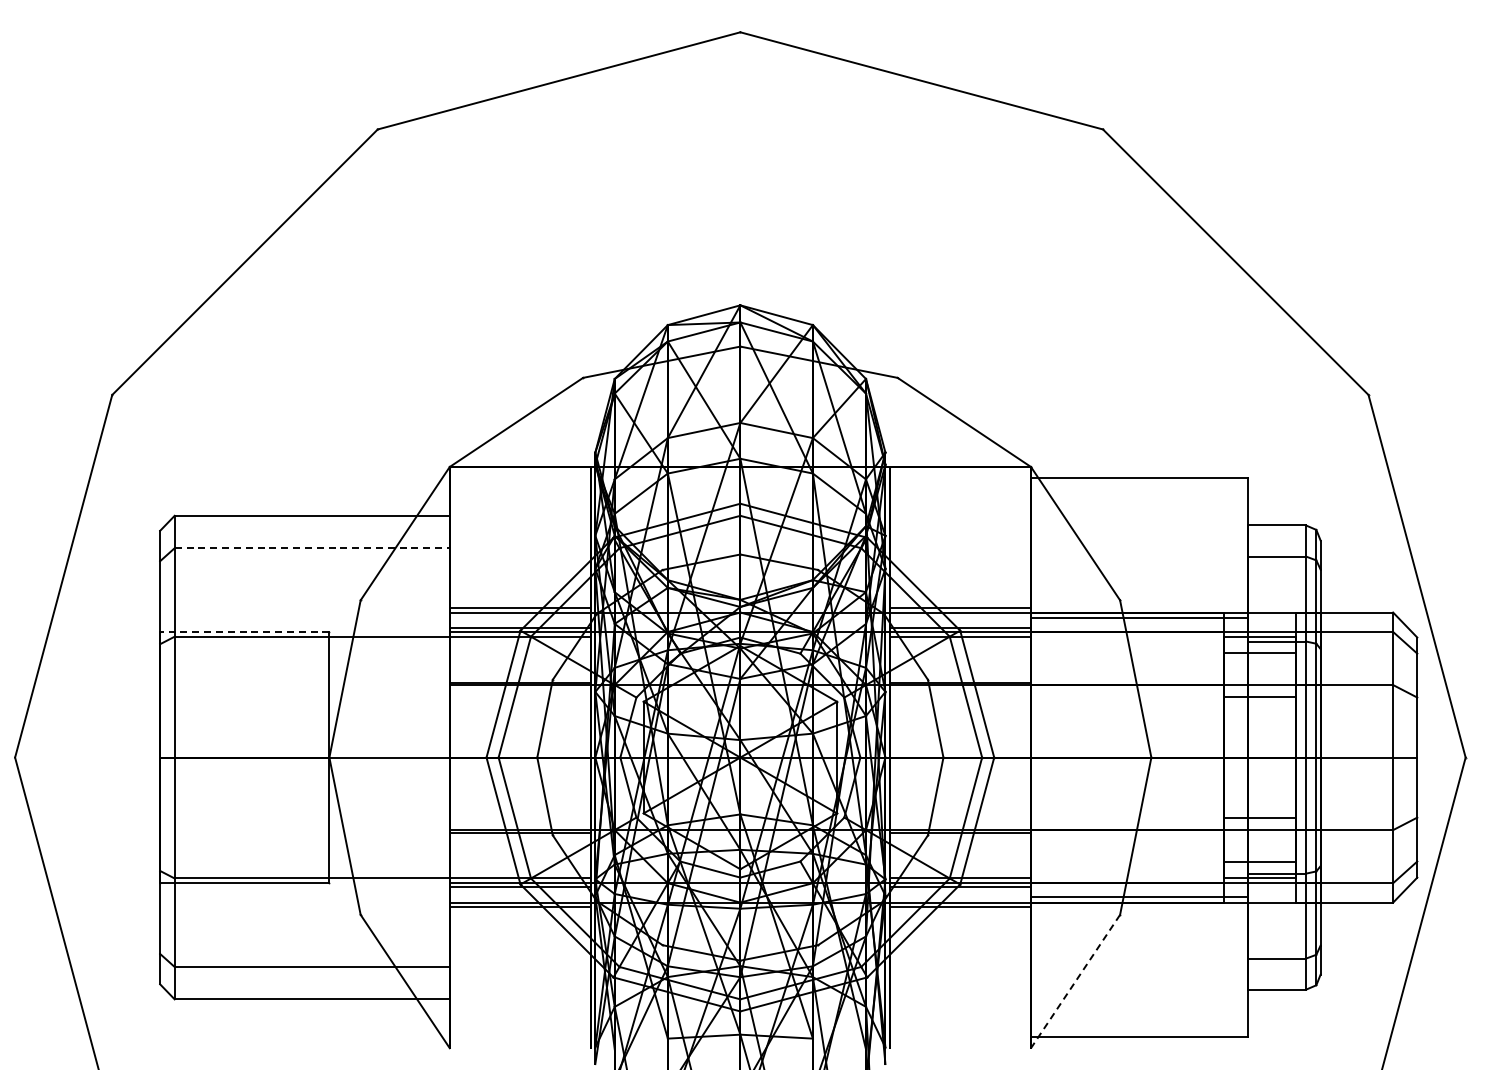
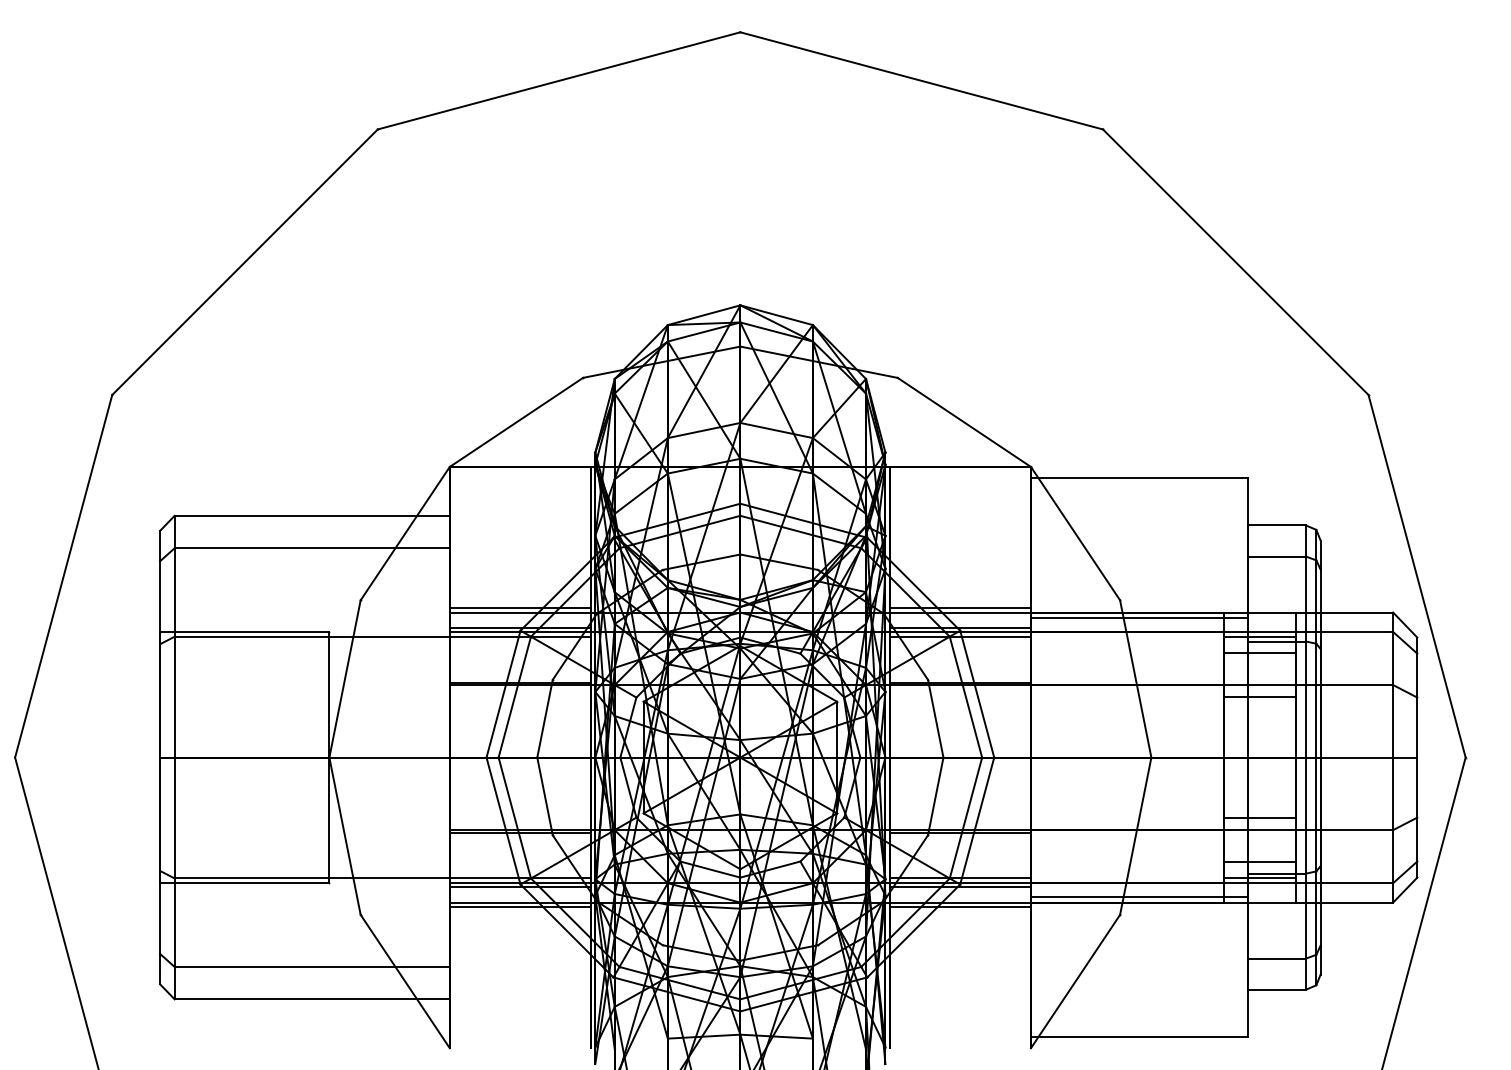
line: dashed -> solid (312, 548)
line: dashed -> solid (244, 631)
line: dashed -> solid (1075, 981)
